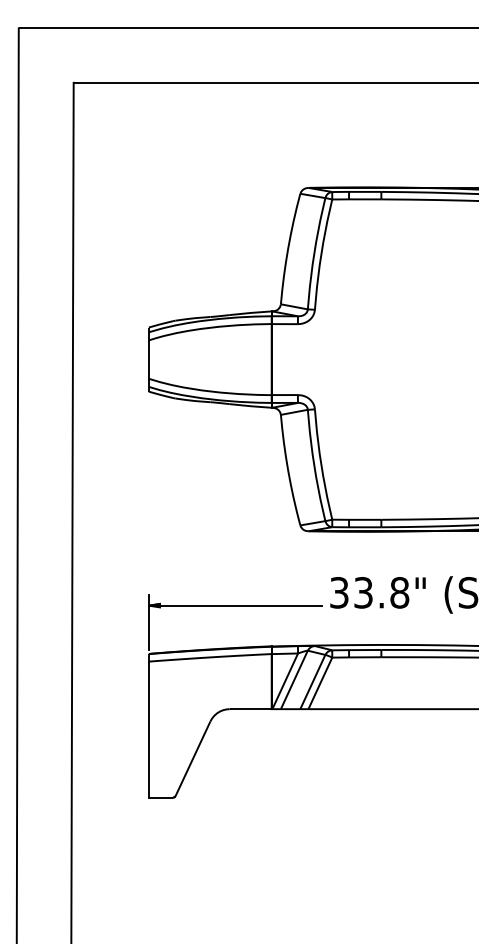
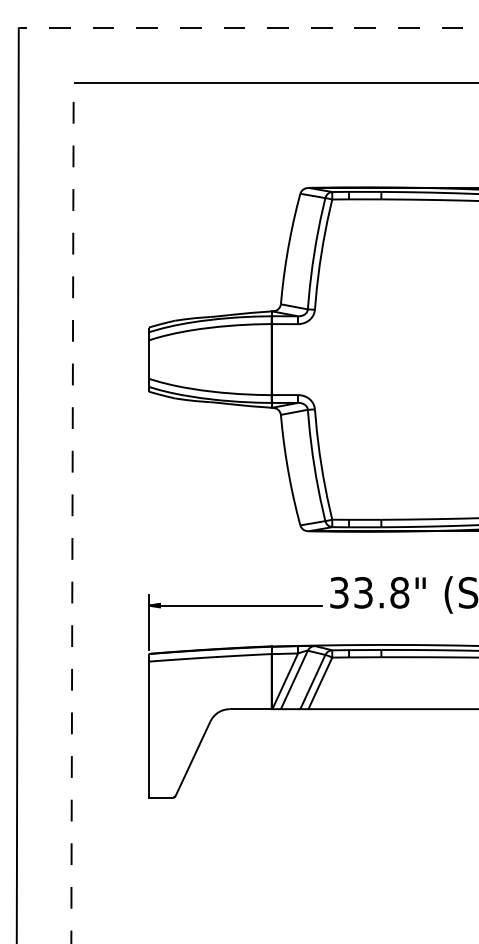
line: solid -> dashed (248, 28)
line: solid -> dashed (72, 512)
